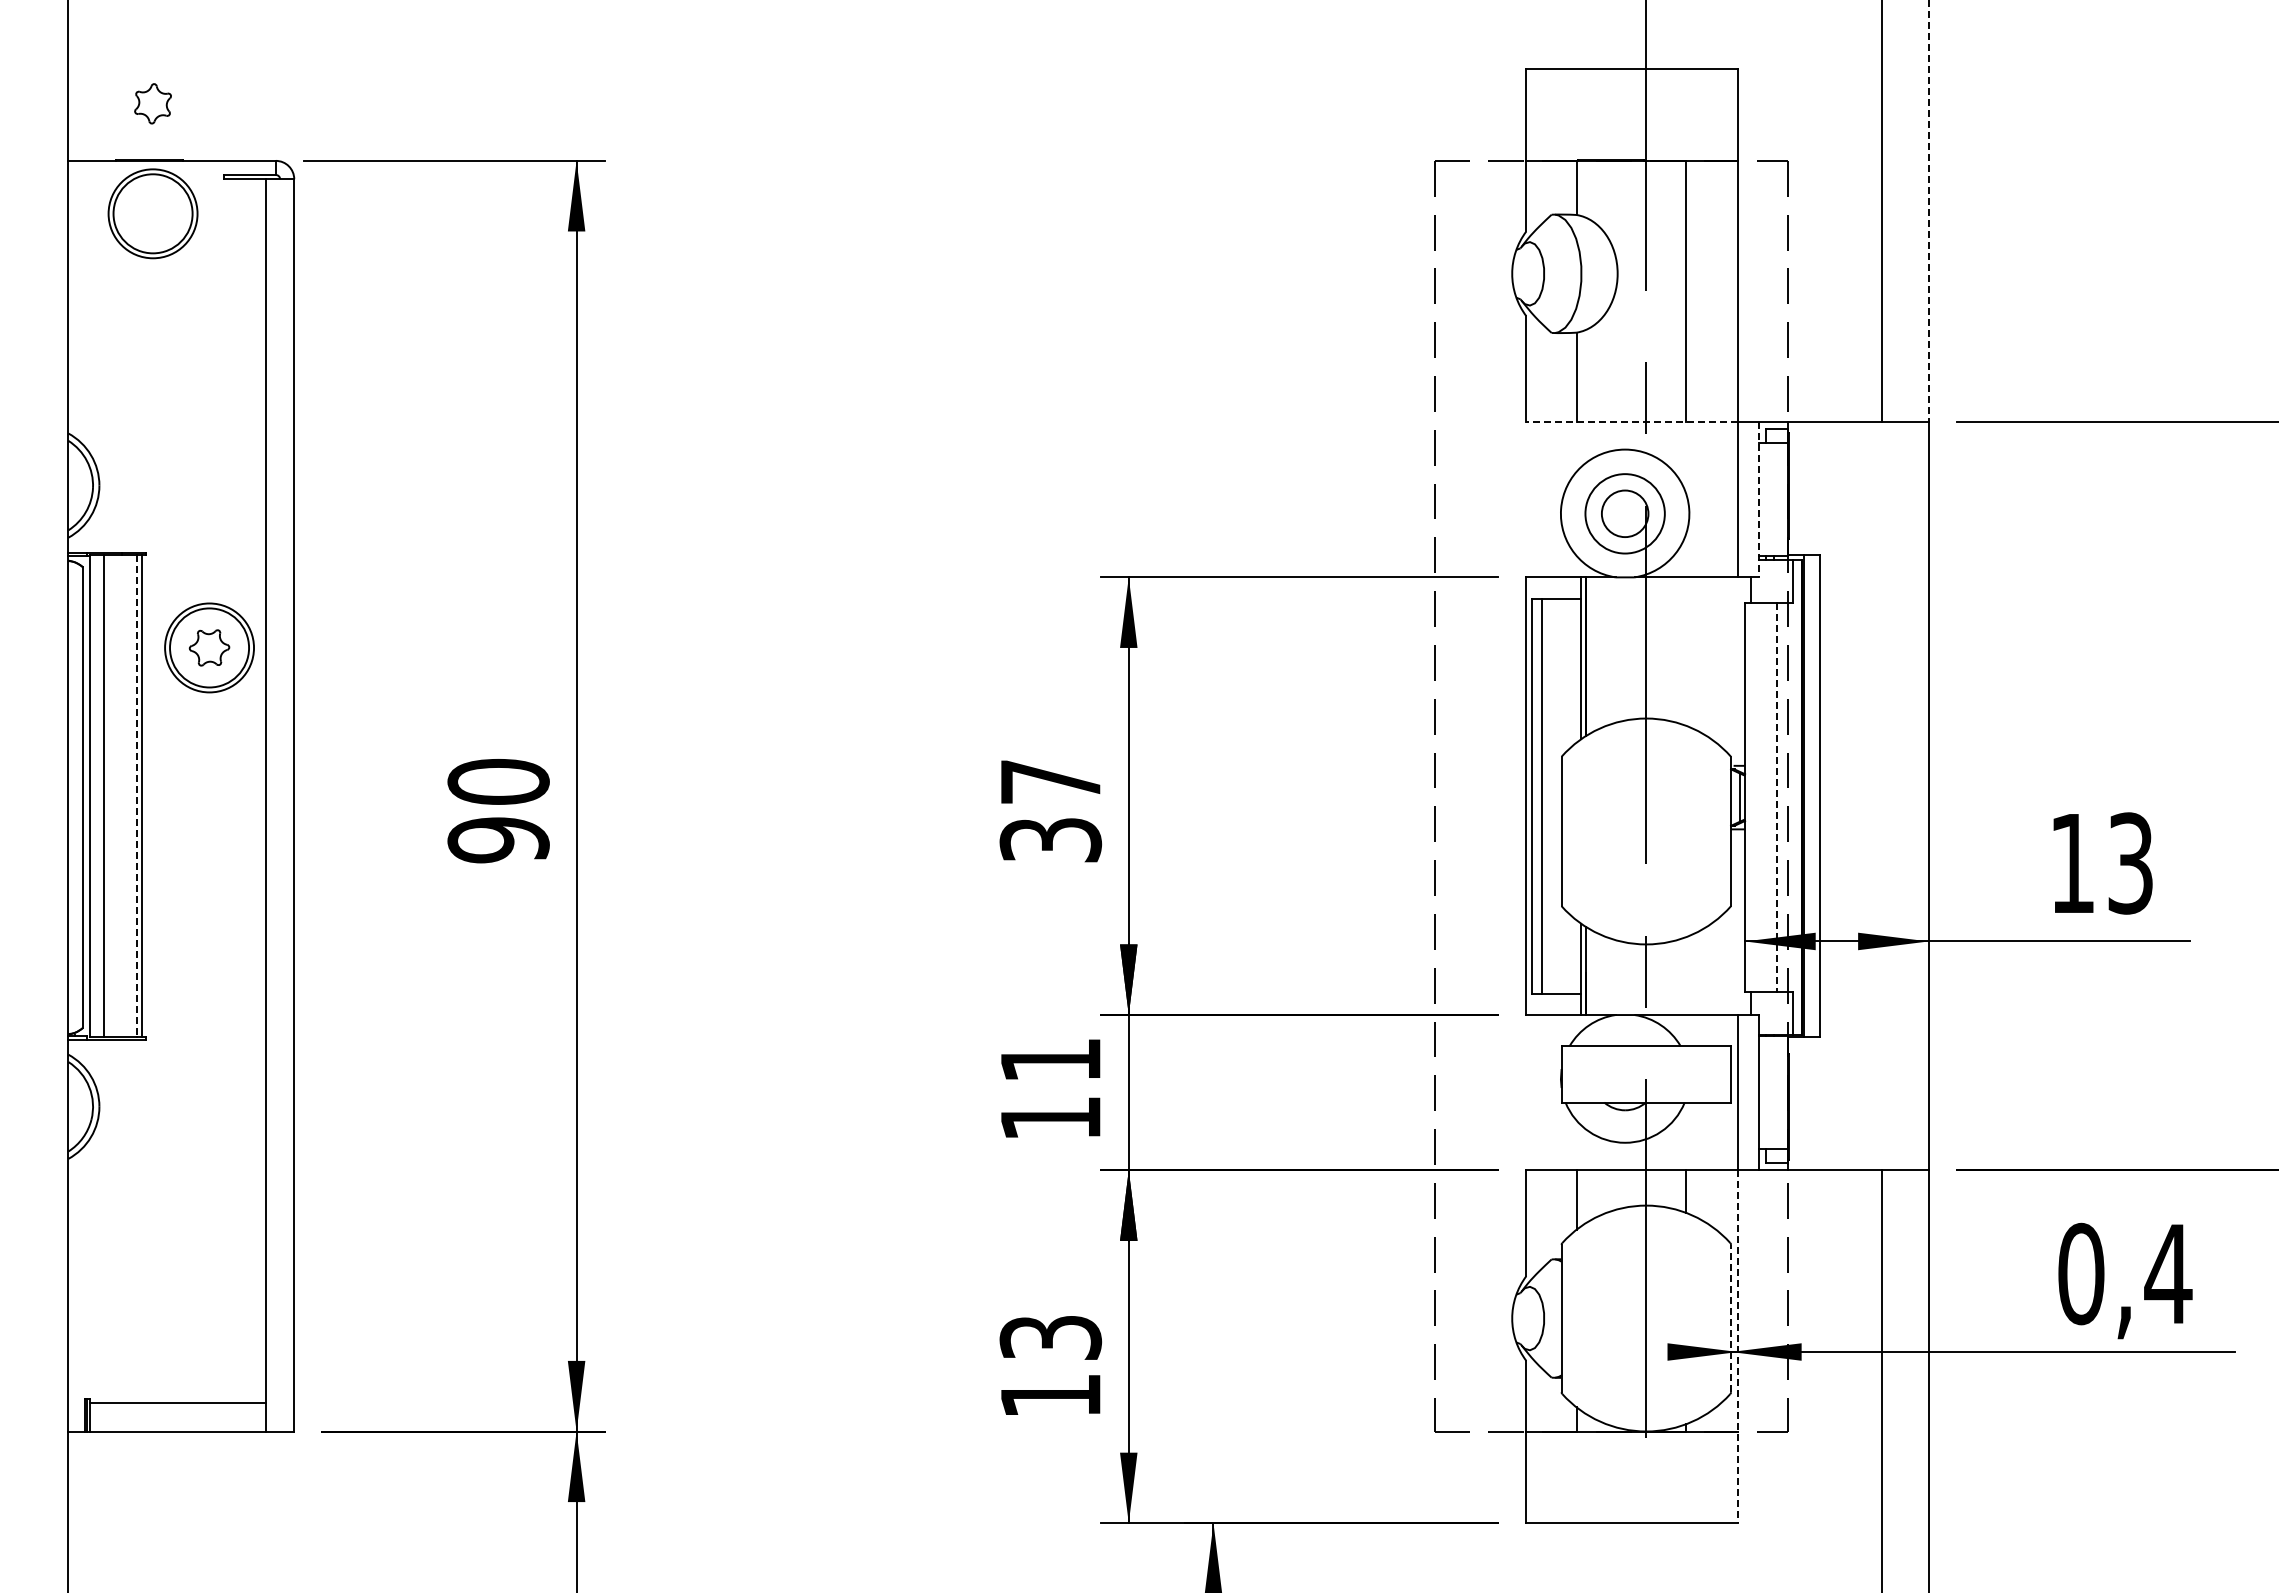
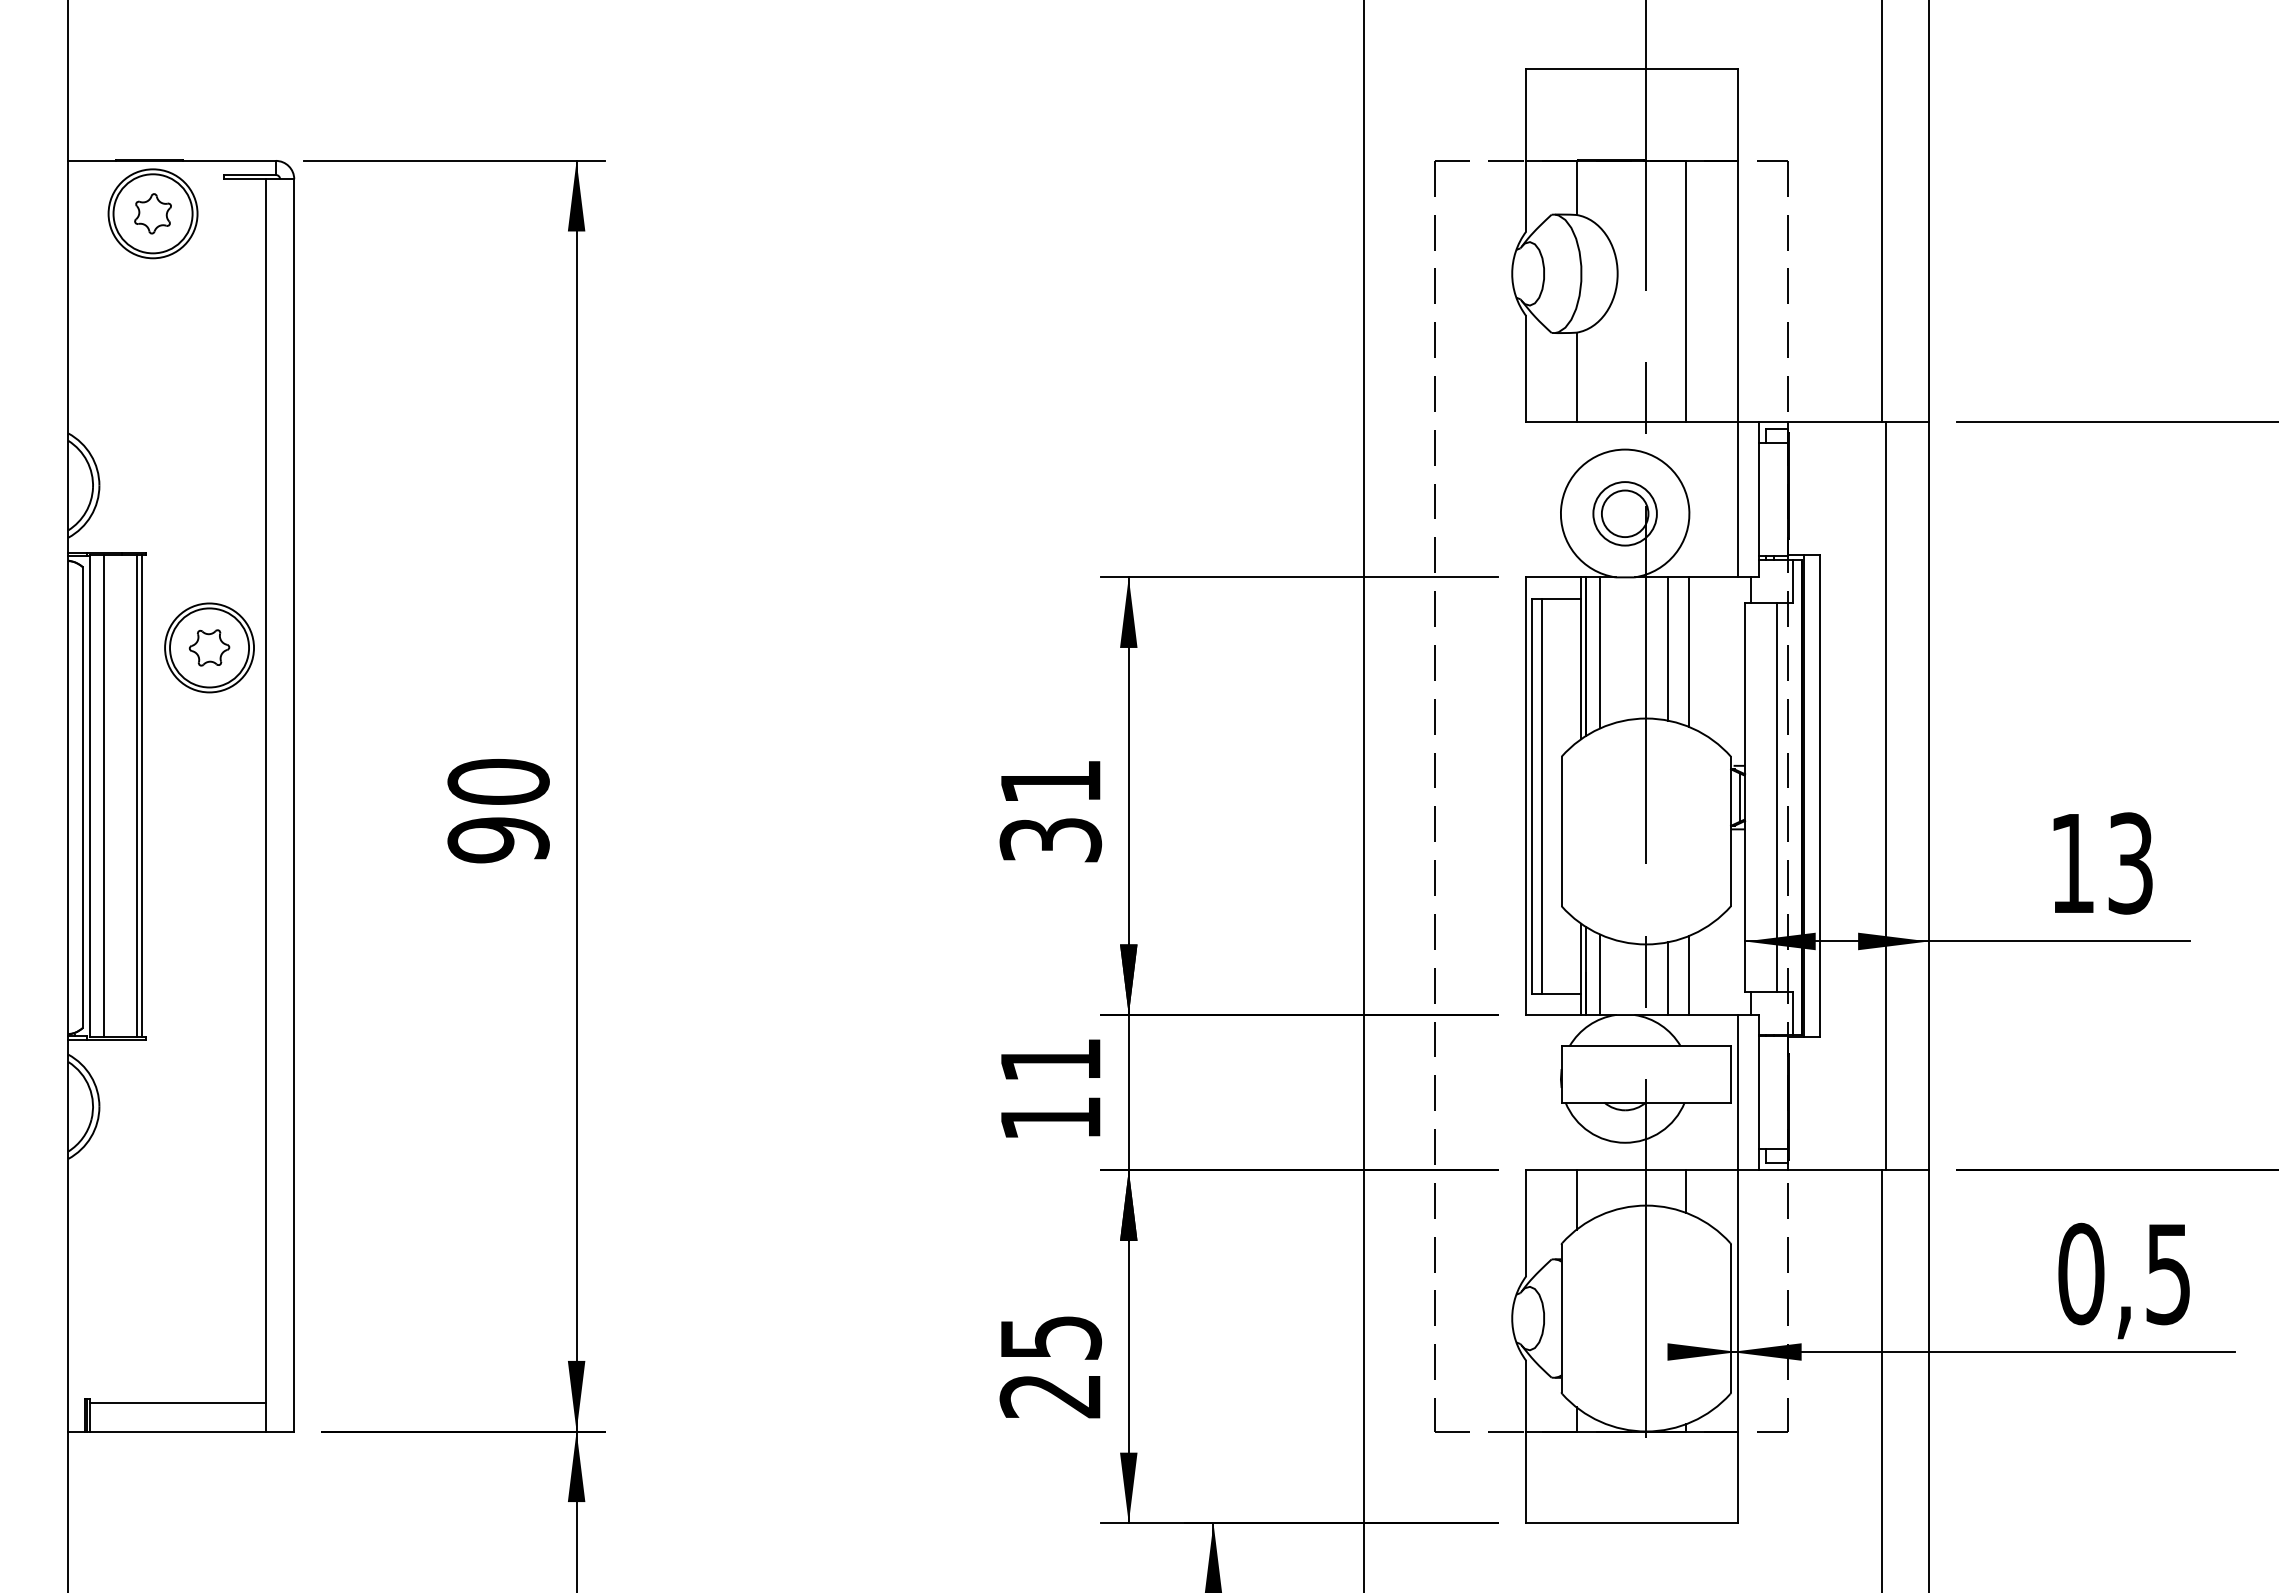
part position: (152, 103) -> (152, 213) (152, 213)
line: dashed -> solid (1928, 211)
line: dashed -> solid (1632, 422)
line: dashed -> solid (1759, 499)
circle diameter: 79 px -> 64 px (1624, 513)
line: none -> present (1668, 648)
line: none -> present (1688, 651)
line: none -> present (1600, 652)
text: 37 -> 31 (1050, 781)
line: none -> present (1363, 795)
line: dashed -> solid (136, 796)
line: none -> present (1886, 796)
line: dashed -> solid (1777, 797)
line: none -> present (1600, 974)
line: none -> present (1688, 975)
line: none -> present (1668, 978)
text: 0,4 -> 0,5 (2168, 1274)
line: dashed -> solid (1731, 1318)
line: dashed -> solid (1738, 1347)
text: 13 -> 25 (1050, 1367)
